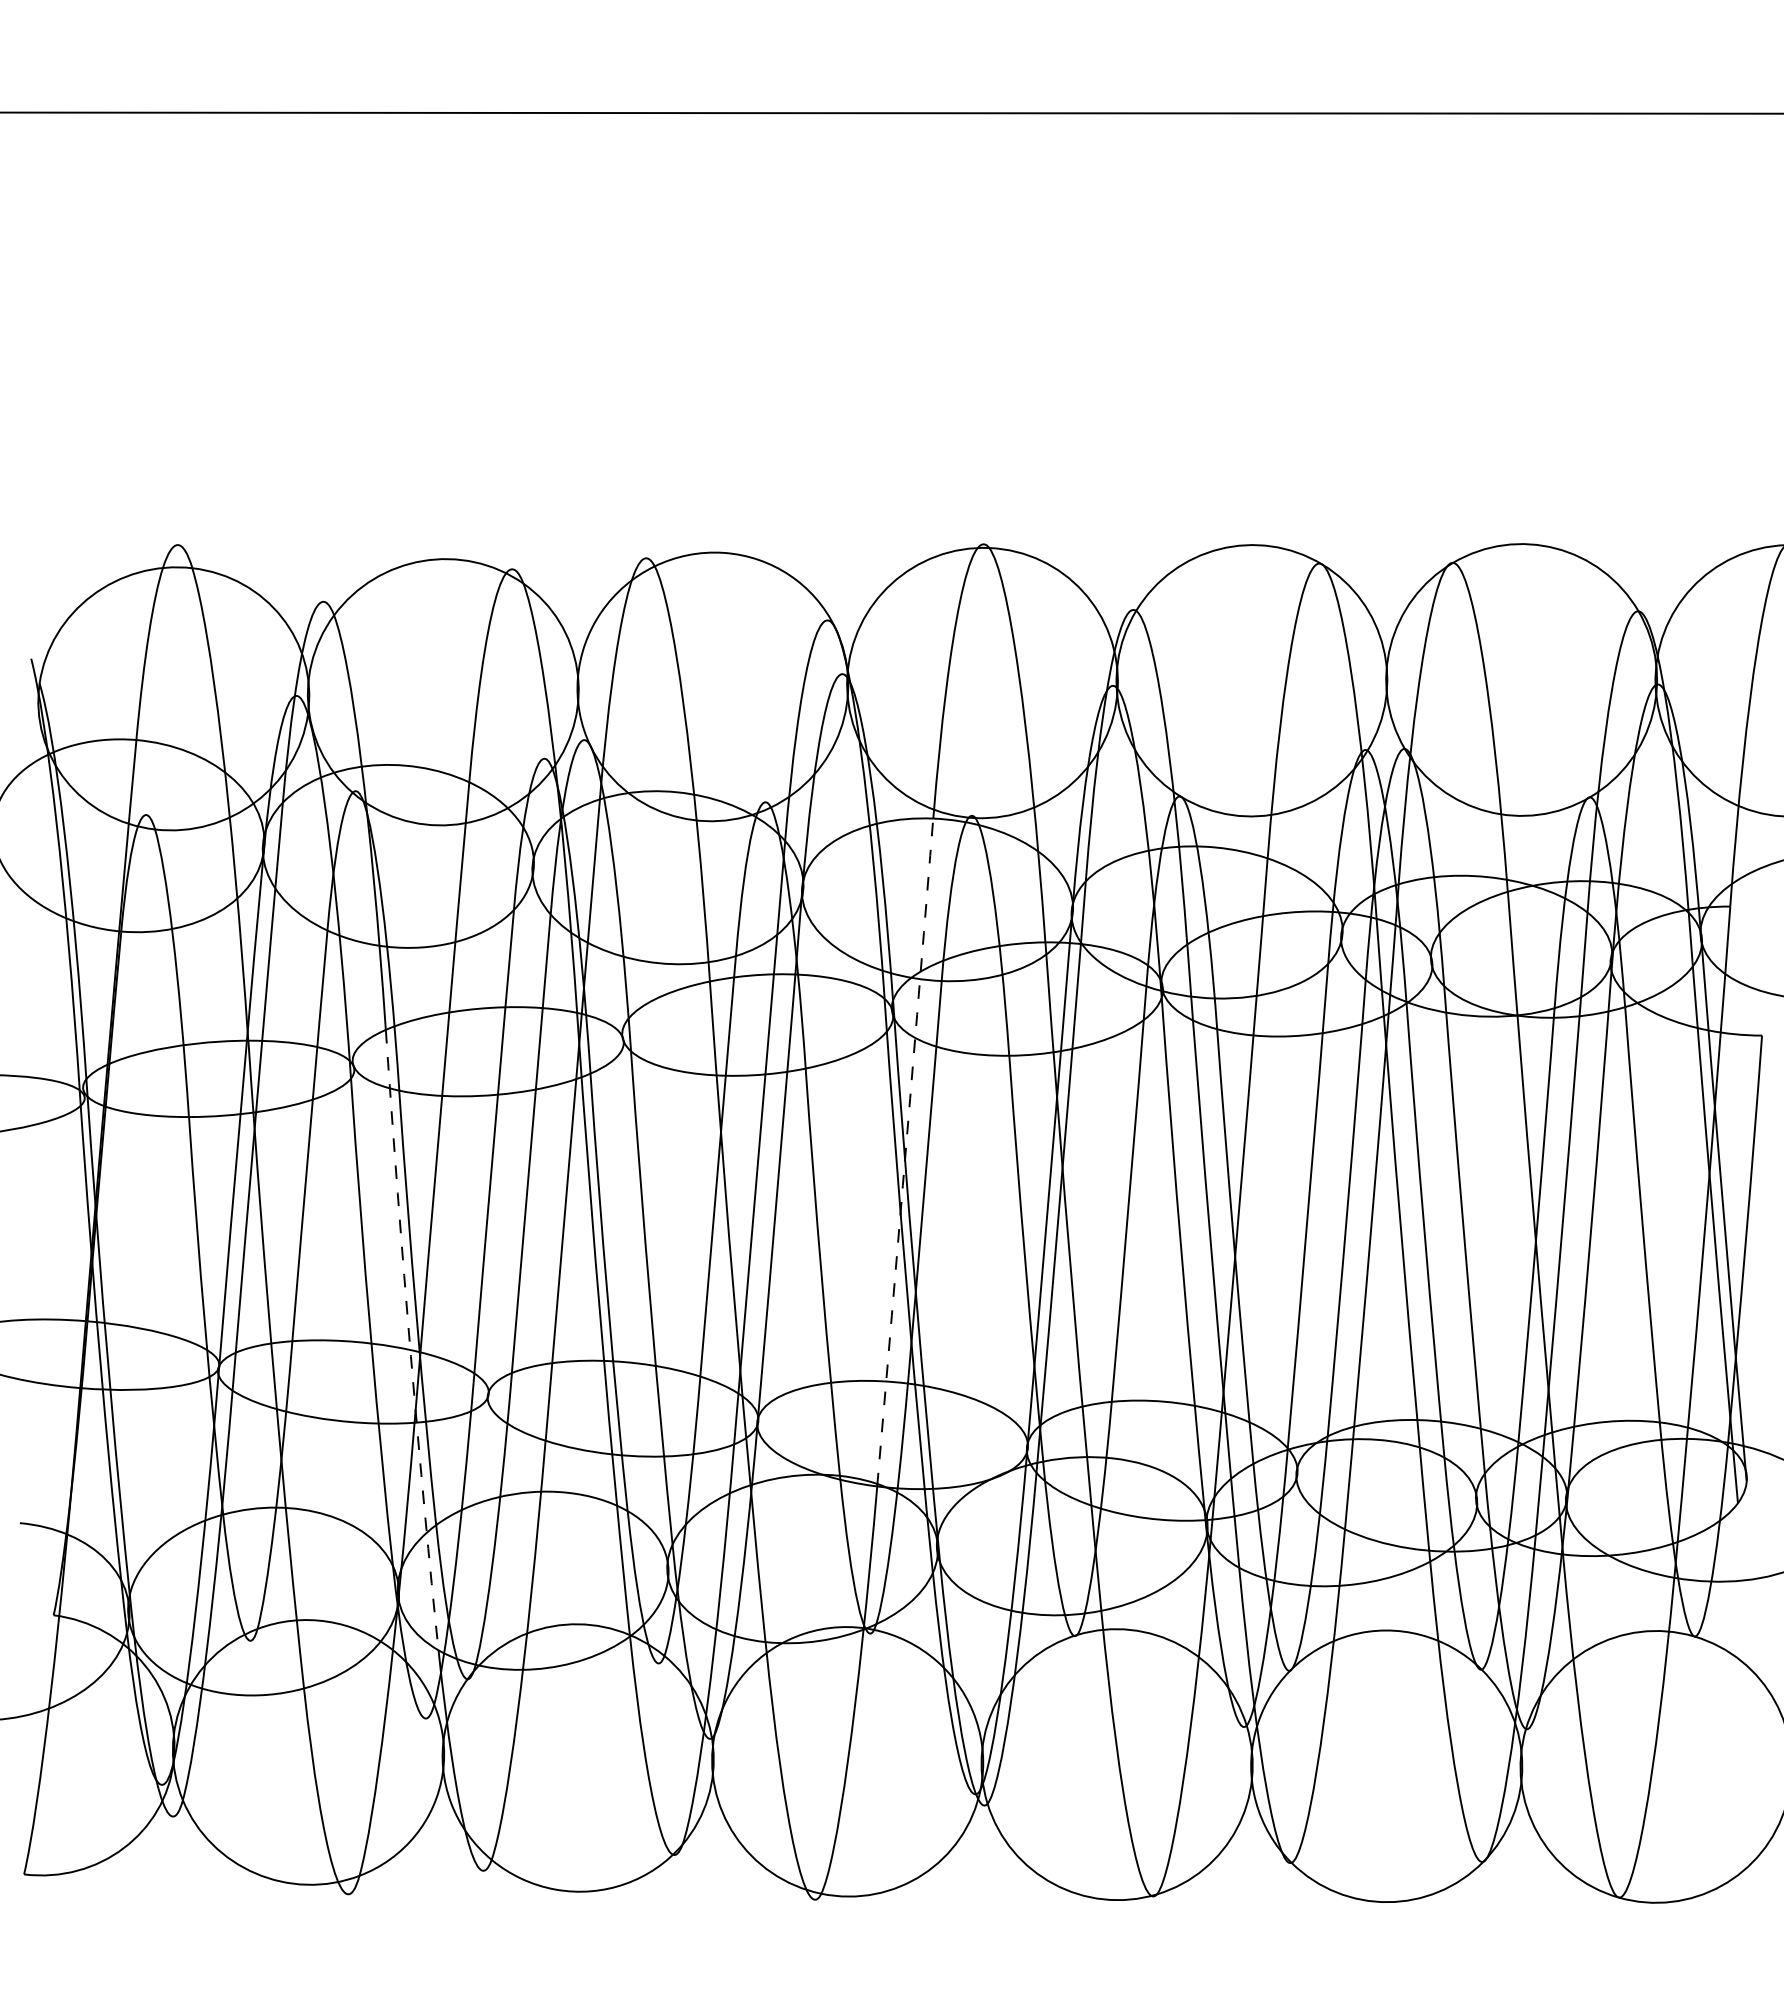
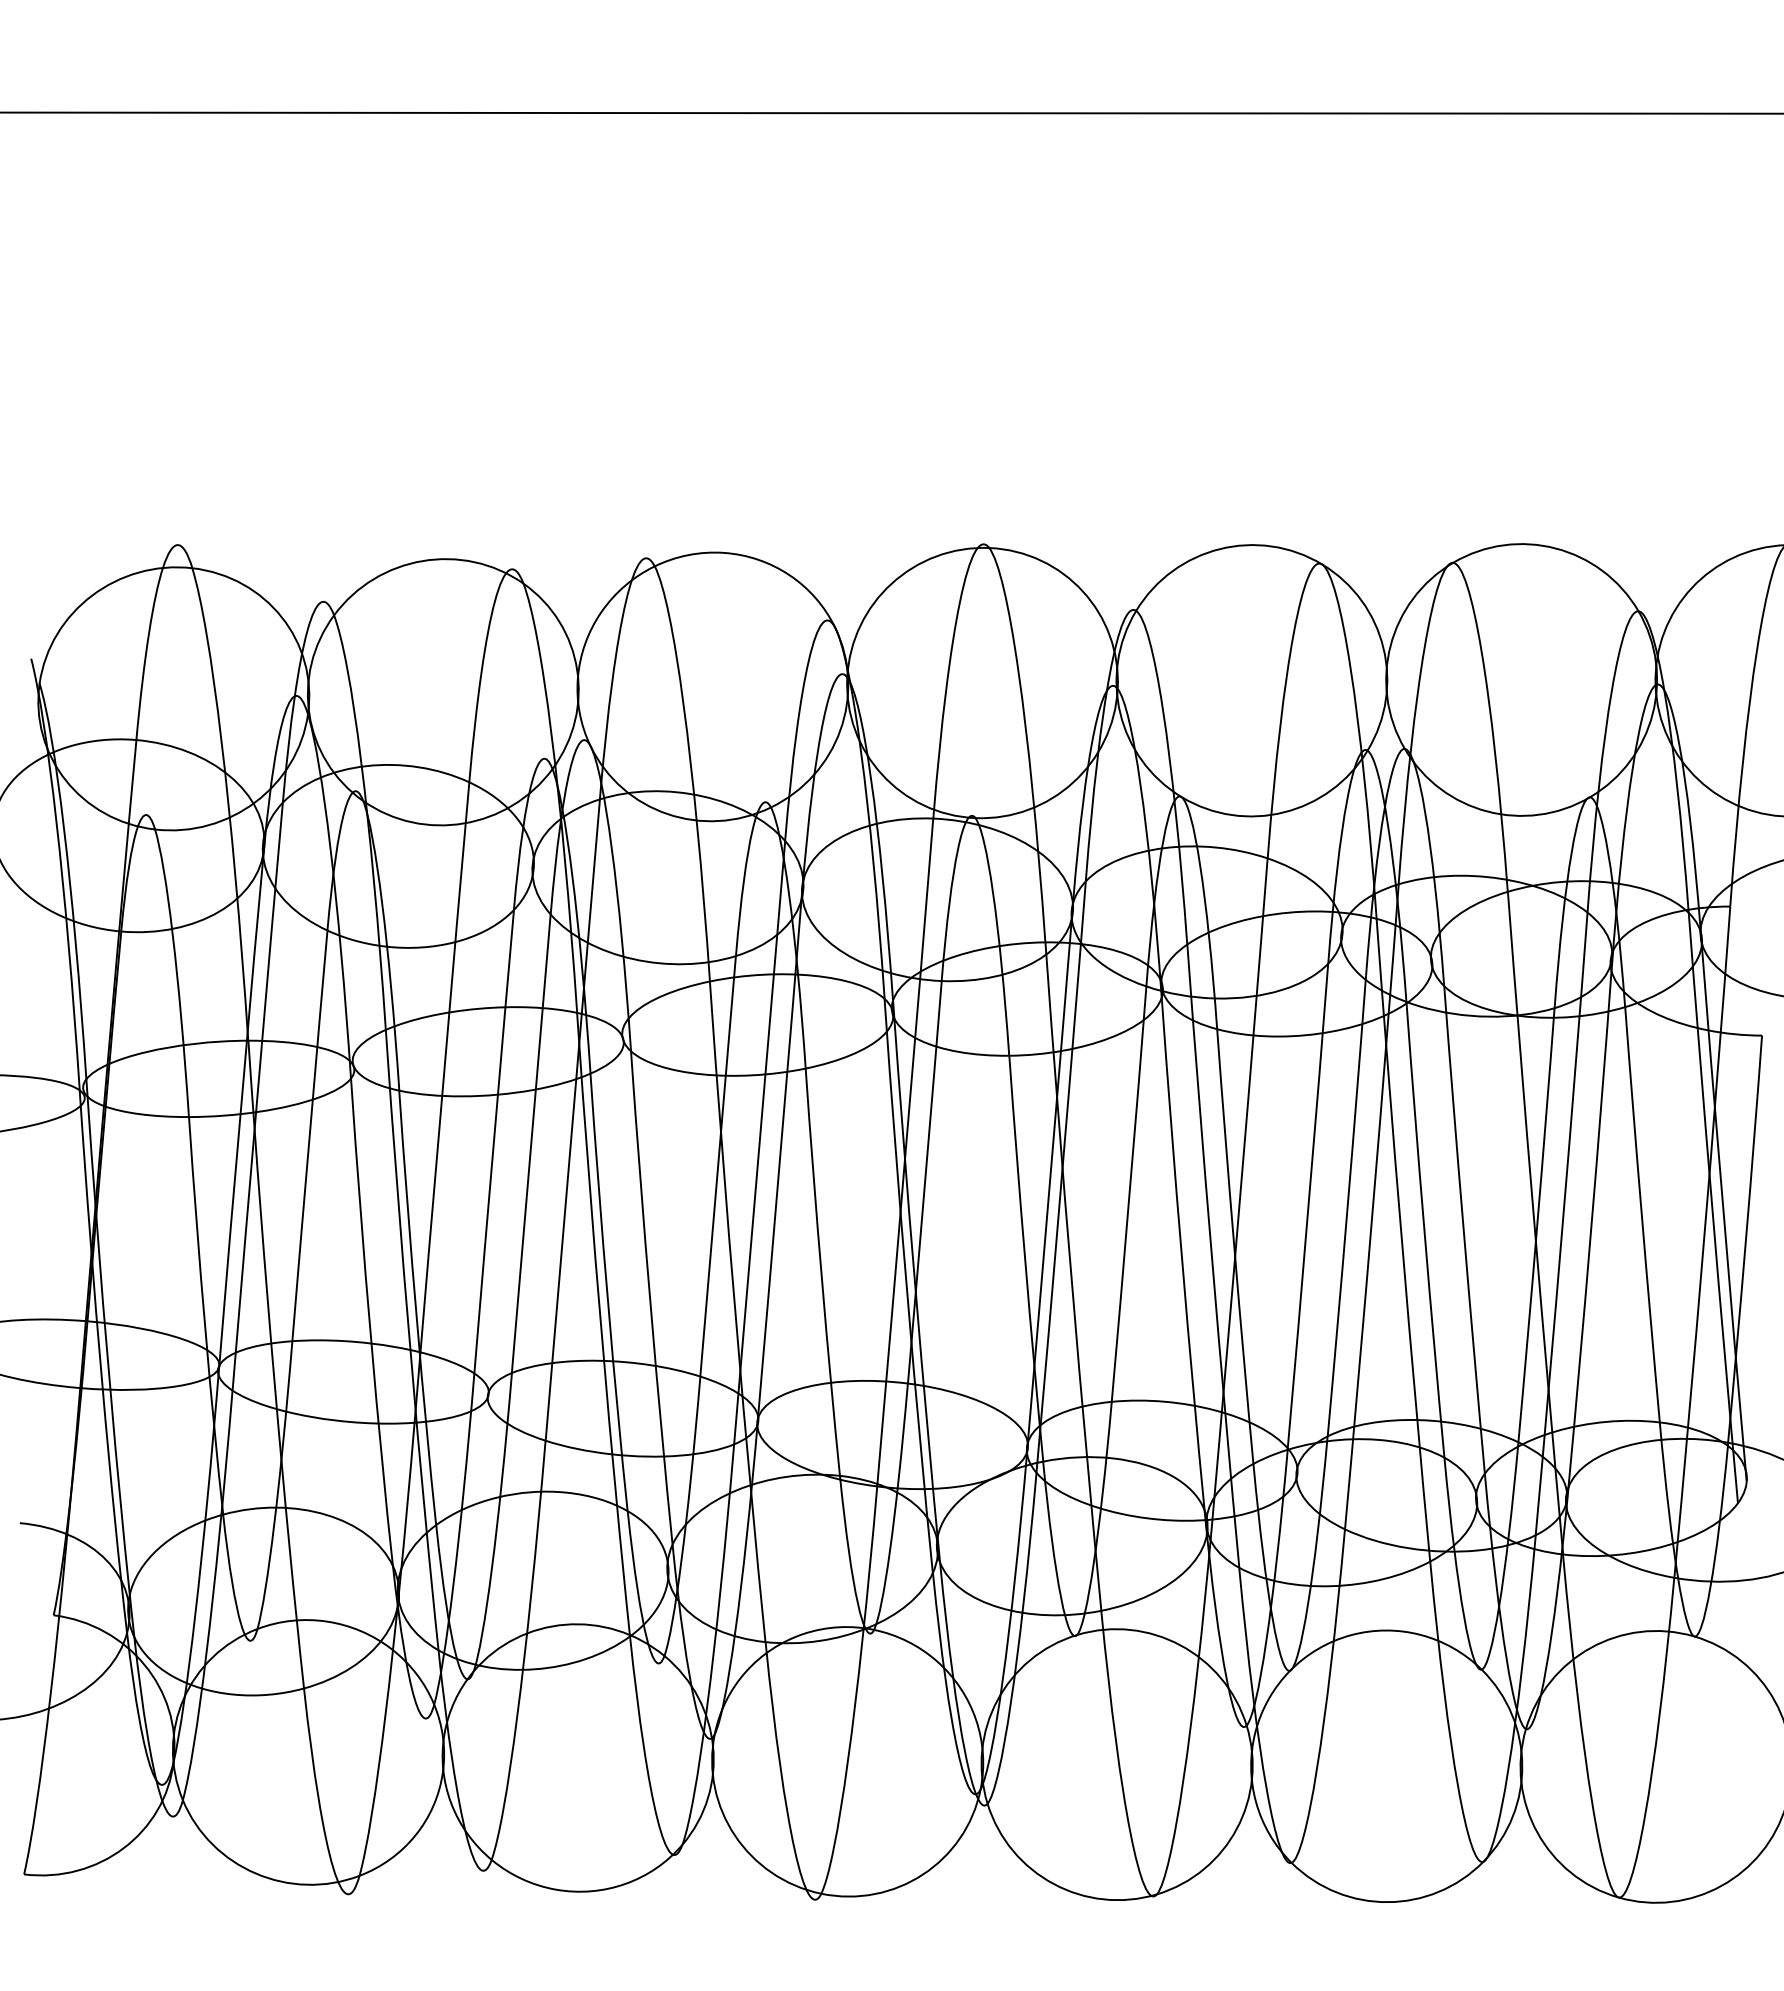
arc: dashed -> solid (906, 1146)
arc: dashed -> solid (410, 1345)
